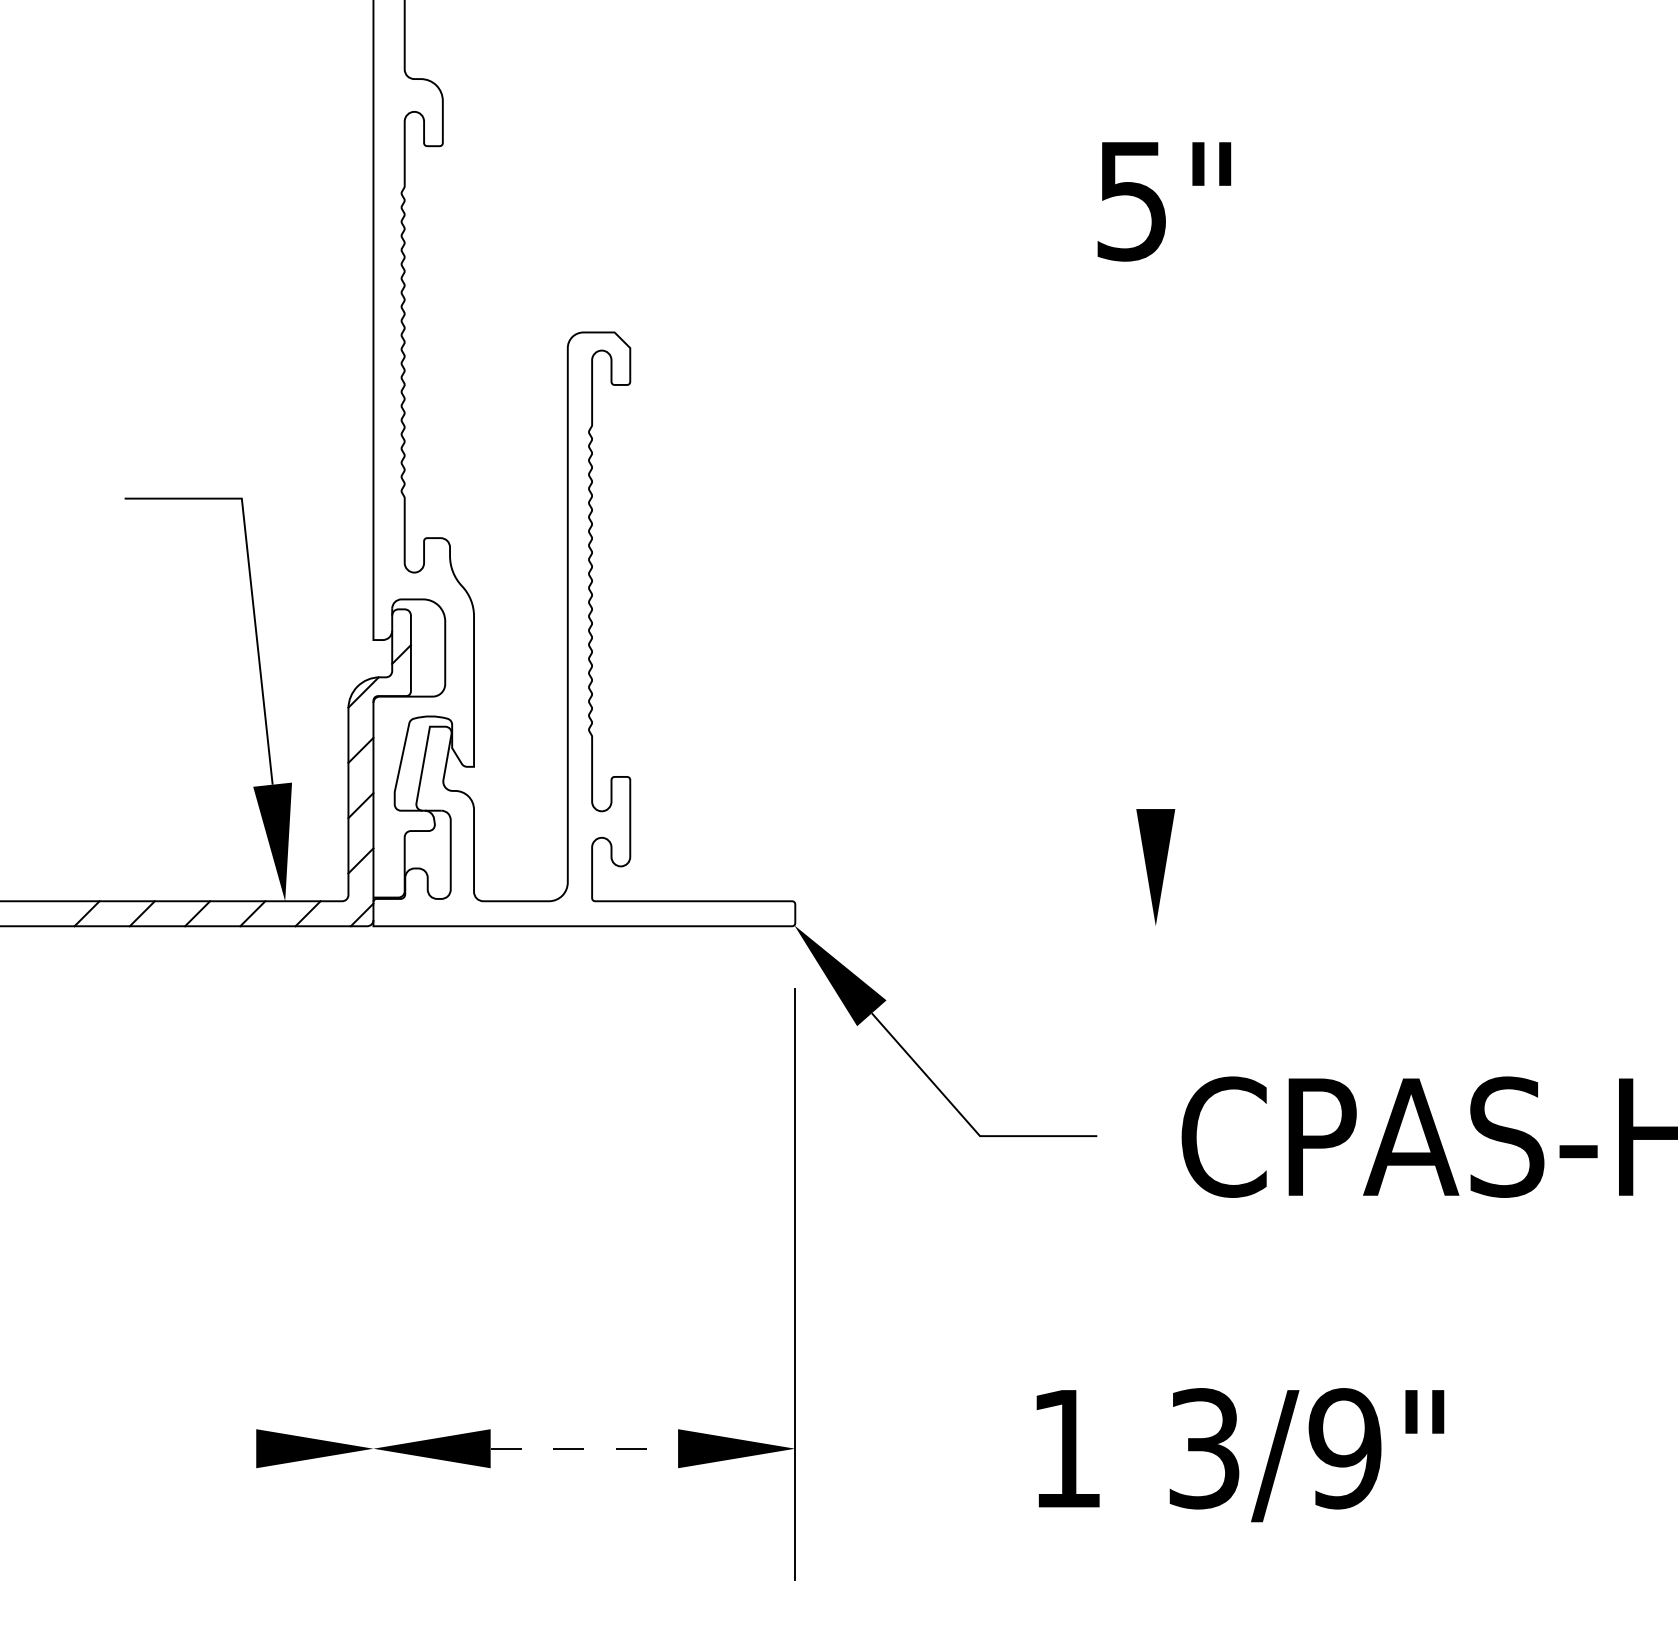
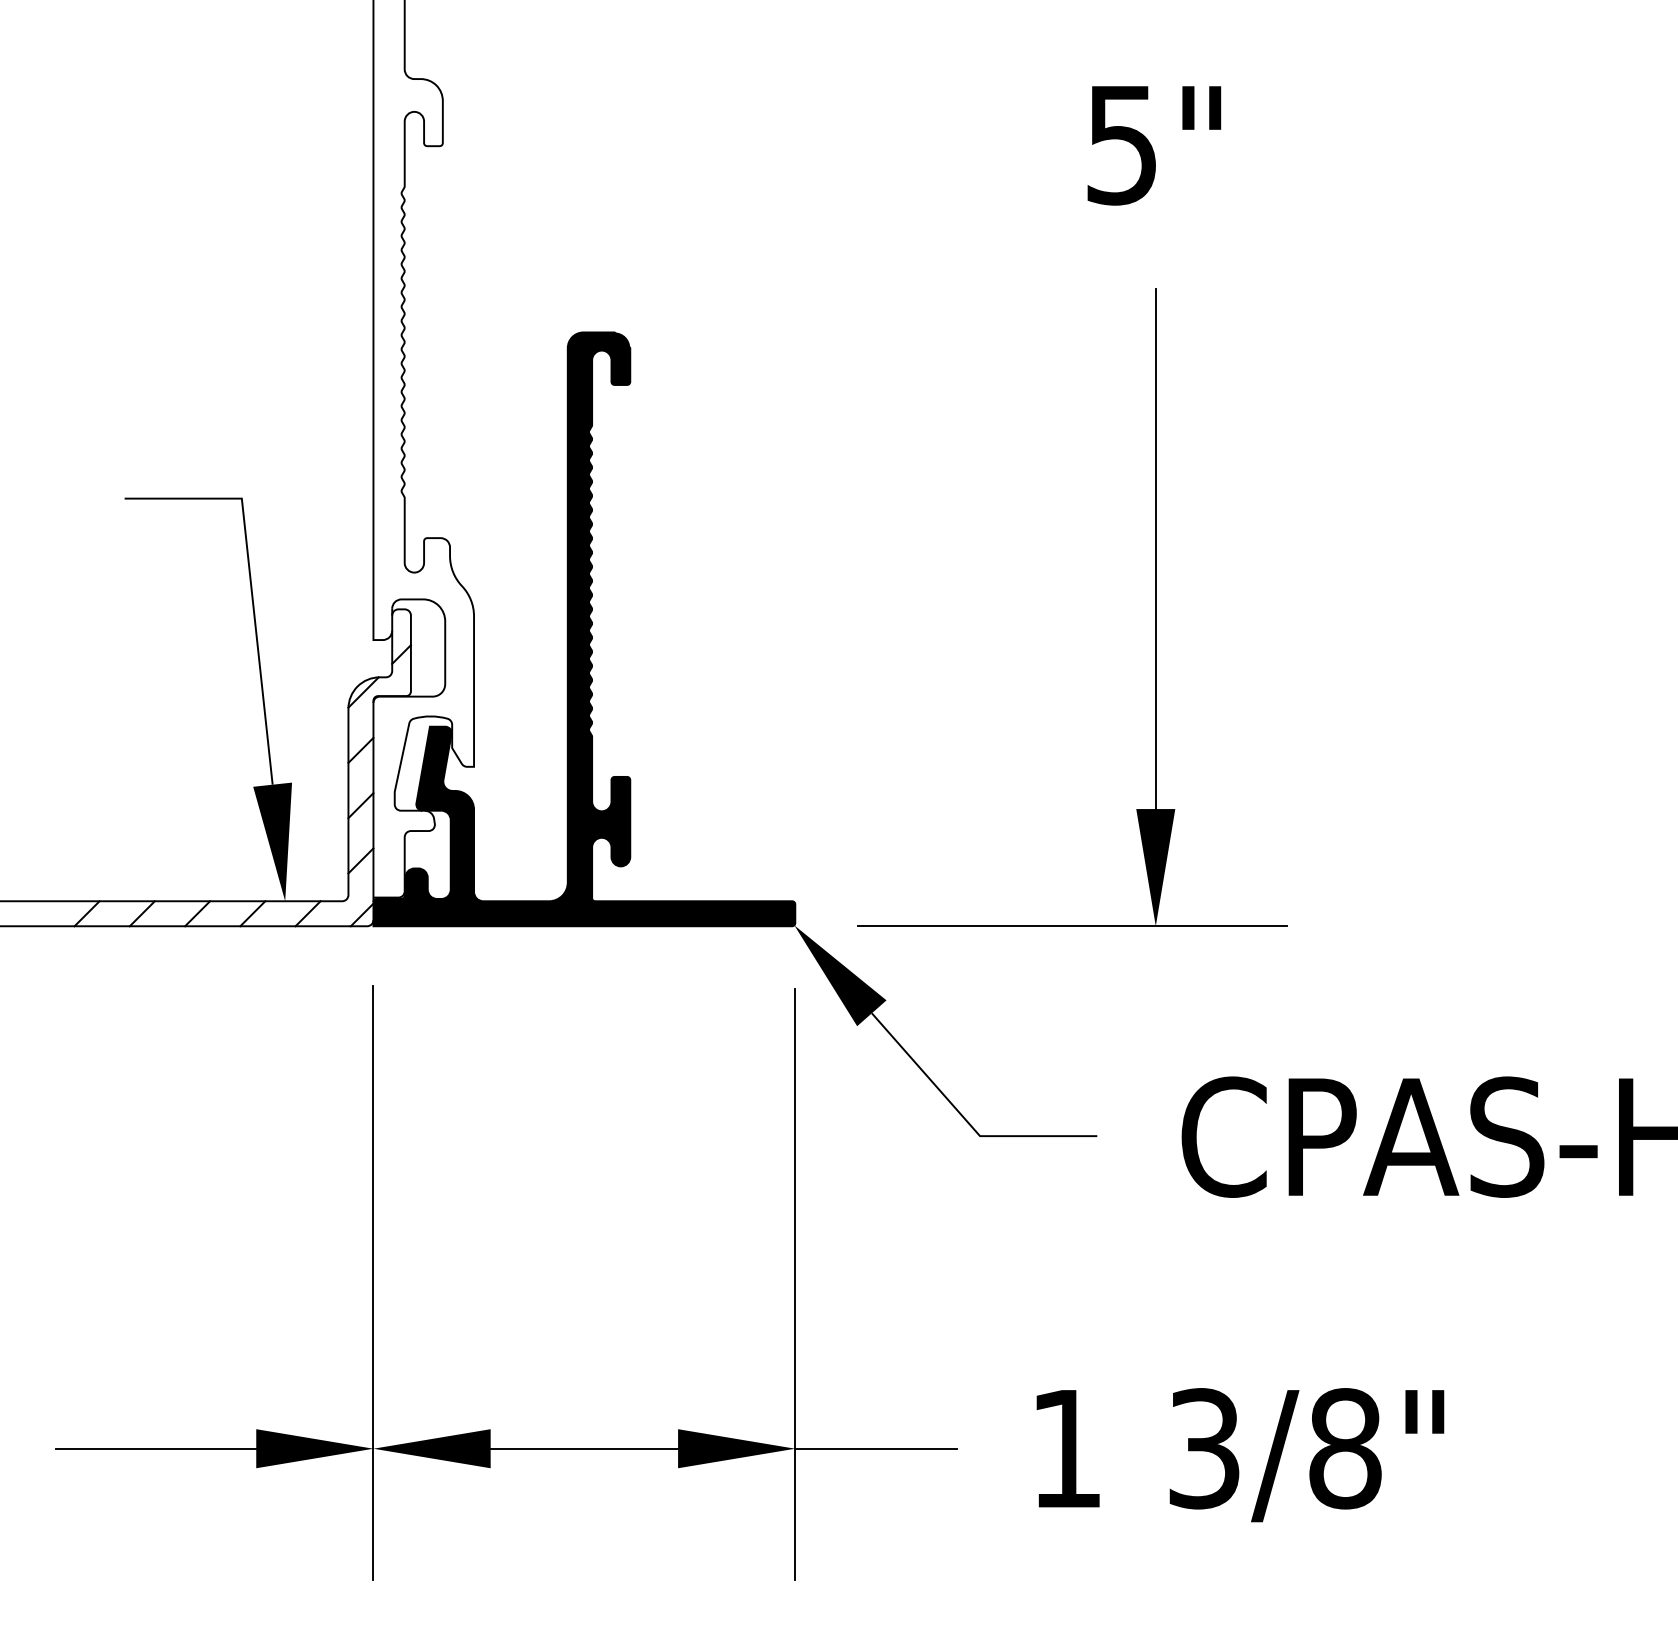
text position: (1164, 201) -> (1154, 145) (1154, 145)
line: none -> present (1155, 548)
fill: none -> present (584, 629)
line: none -> present (1072, 926)
line: none -> present (373, 1282)
line: none -> present (156, 1448)
line: dashed -> solid (584, 1448)
line: none -> present (875, 1448)
text: 3/9" -> 3/8" (1344, 1448)
